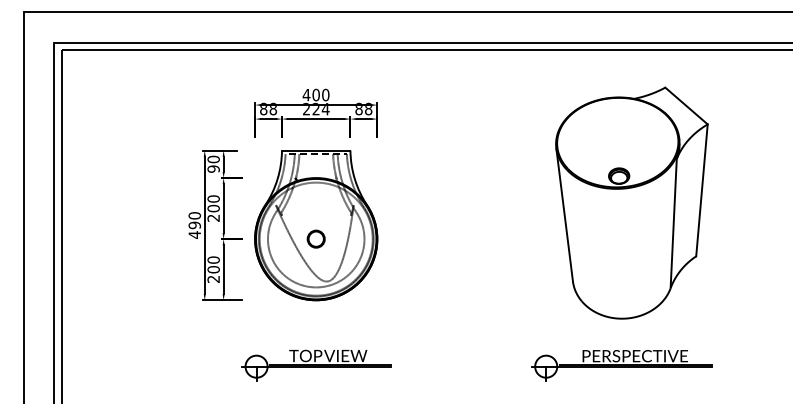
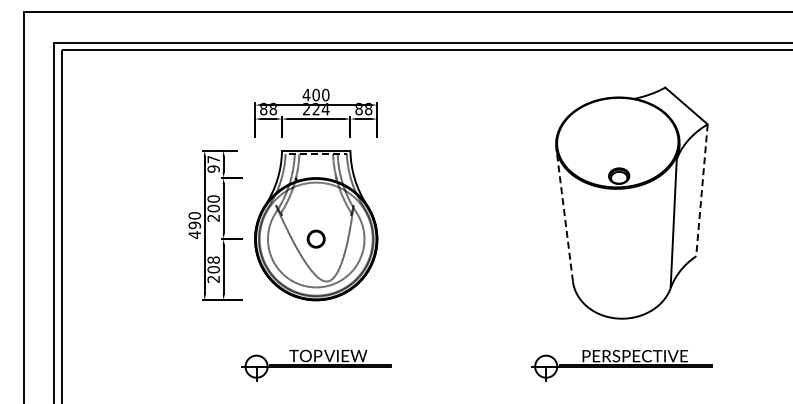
text: 90 -> 97 (213, 159)
line: solid -> dashed (701, 190)
line: solid -> dashed (564, 215)
text: 200 -> 208 (213, 259)
